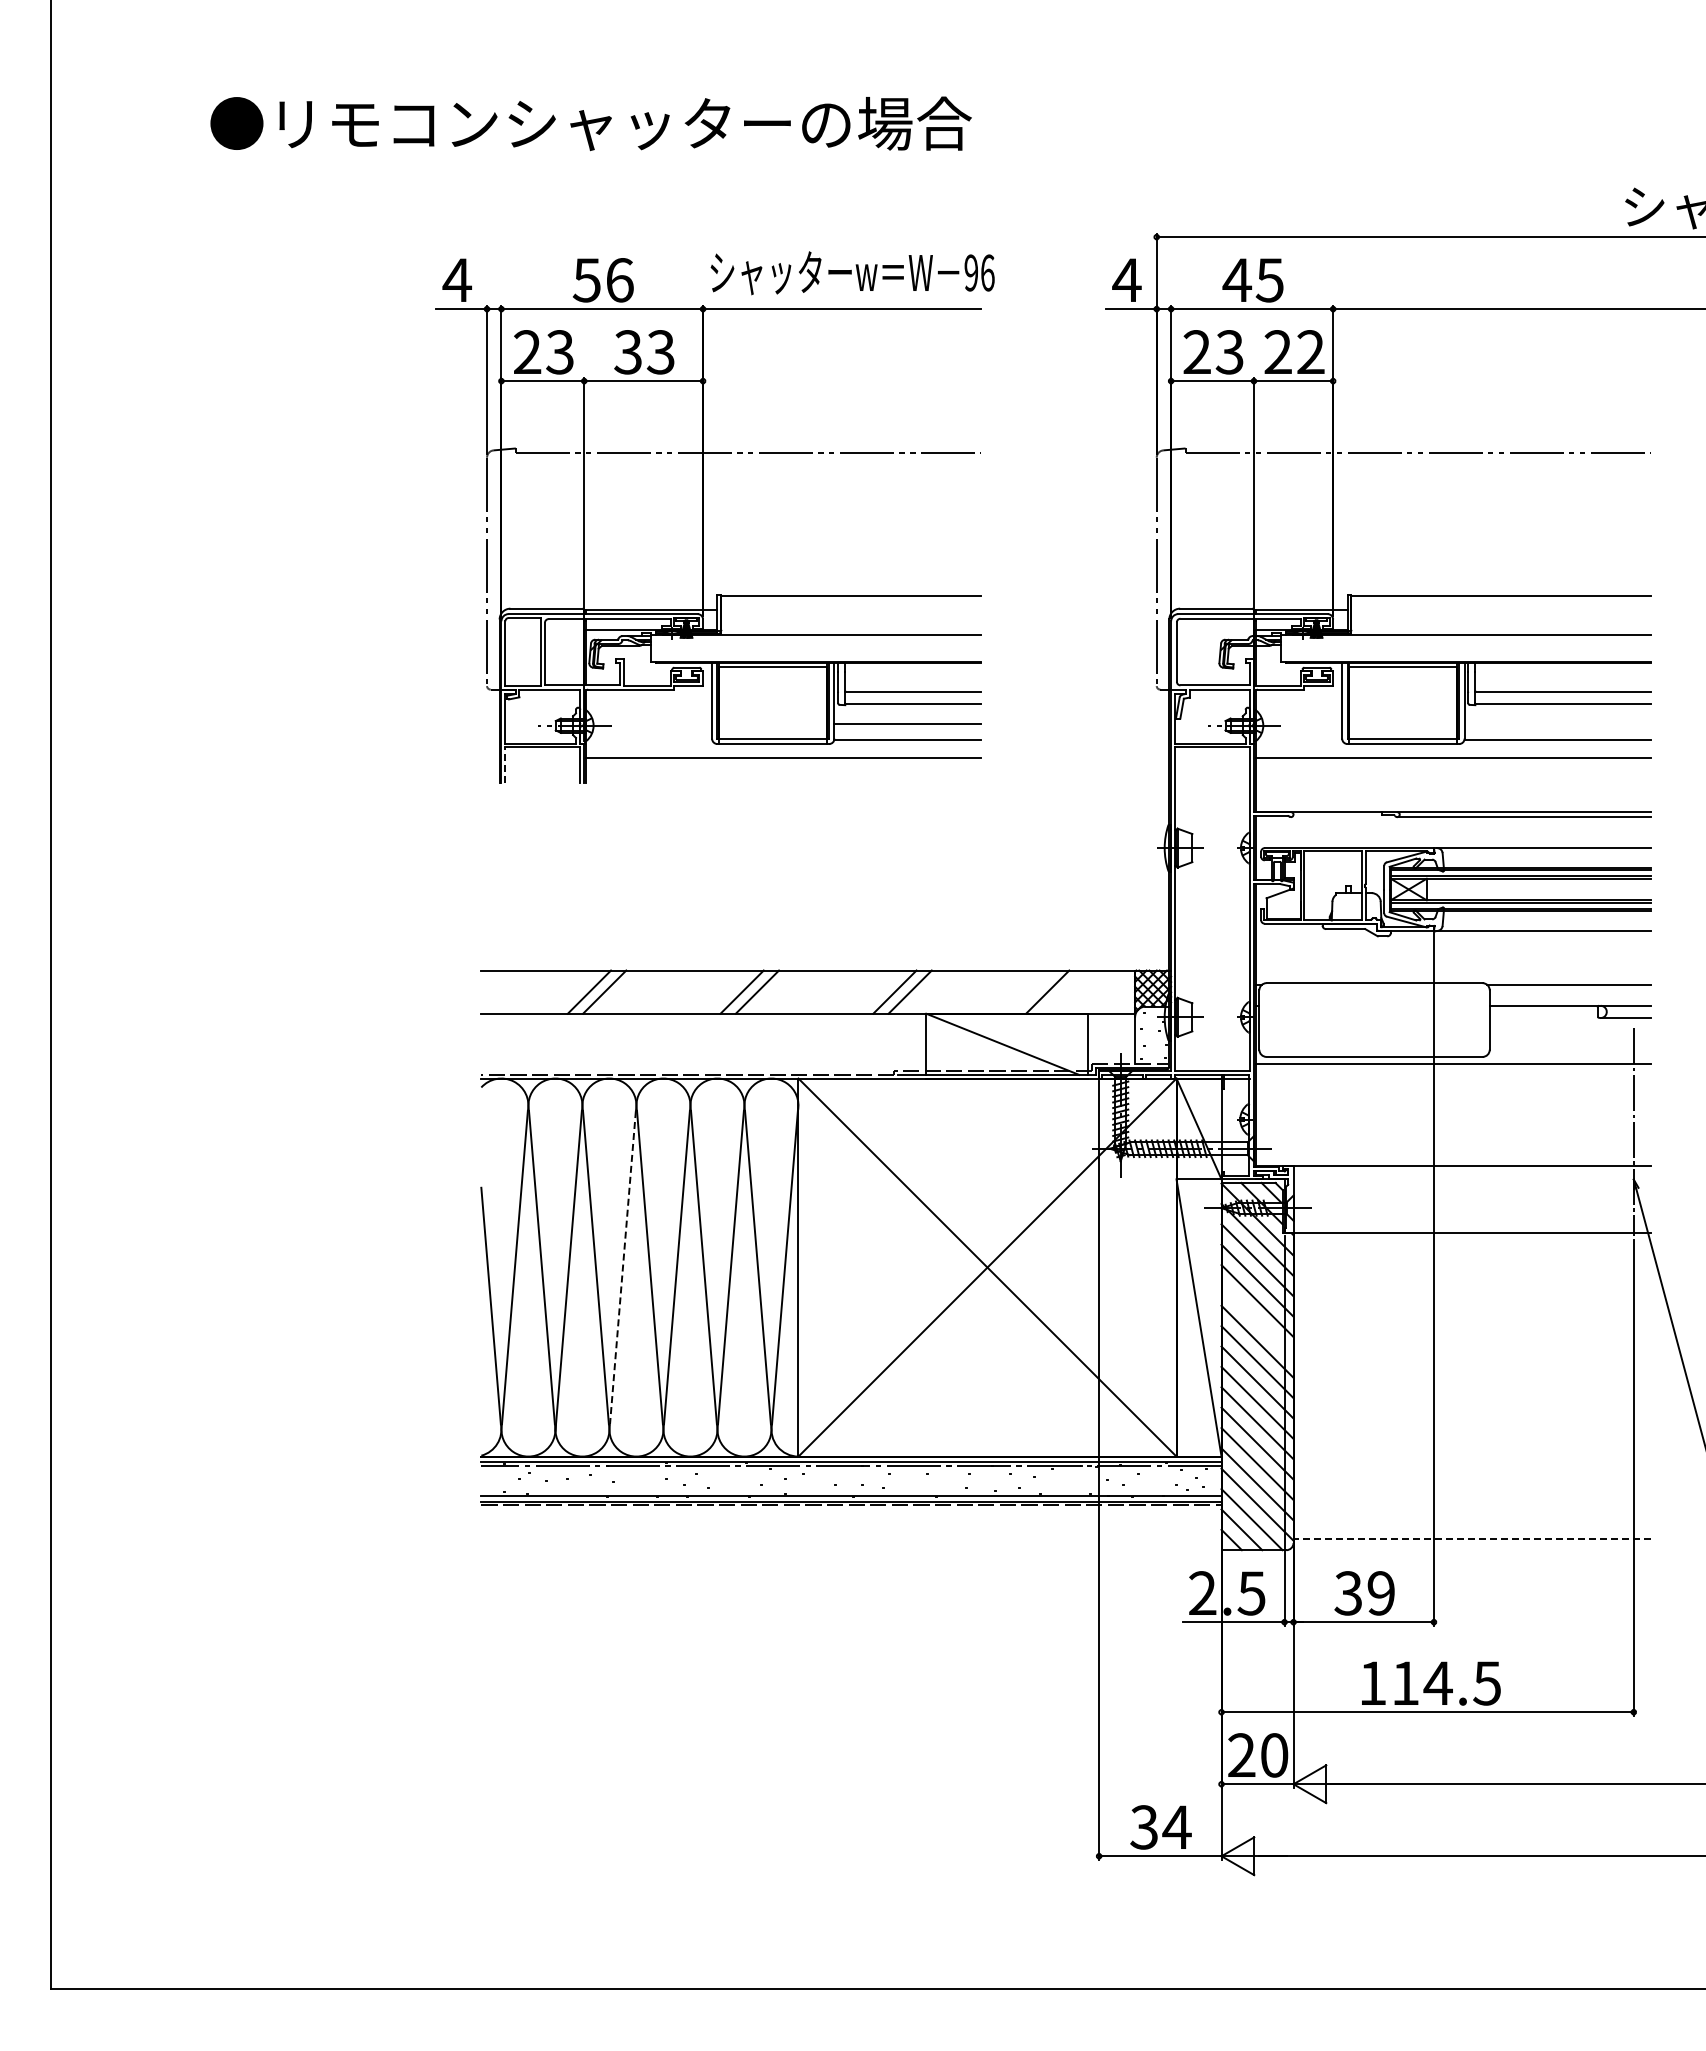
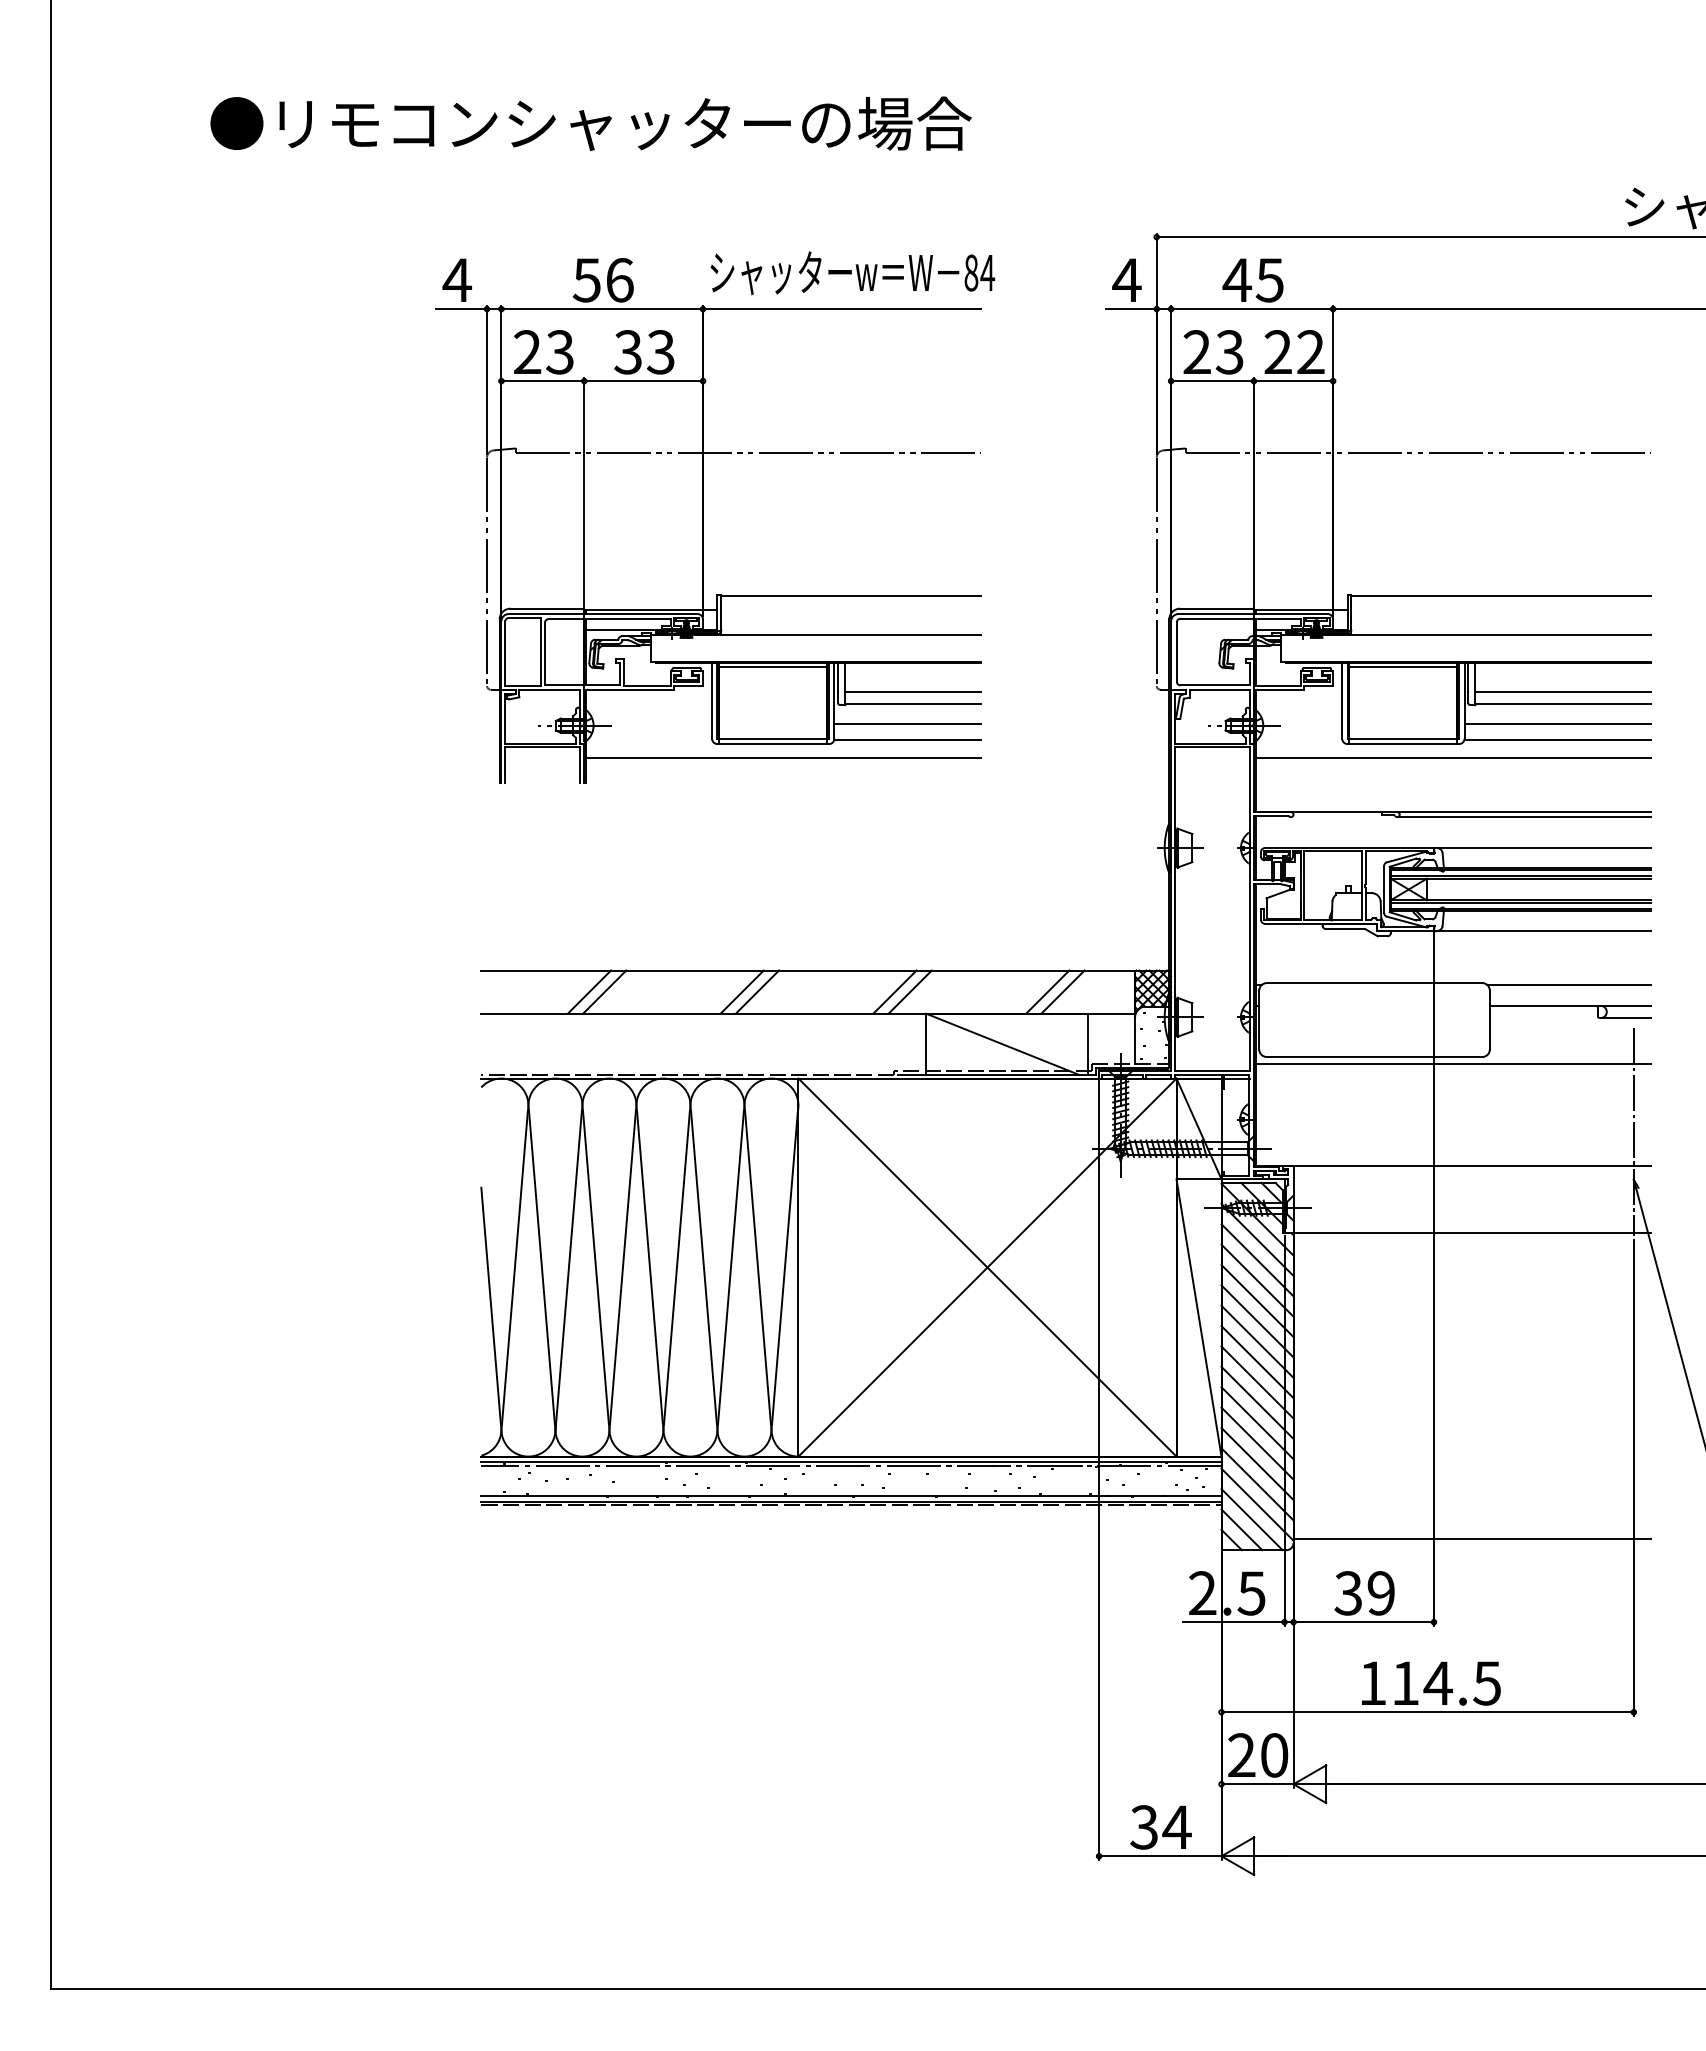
text: 96 -> 84 (979, 272)
line: none -> present (1557, 724)
line: dashed -> solid (505, 764)
line: none -> present (1062, 991)
line: dashed -> solid (622, 1268)
line: none -> present (1257, 1321)
line: dashed -> solid (1472, 1539)
